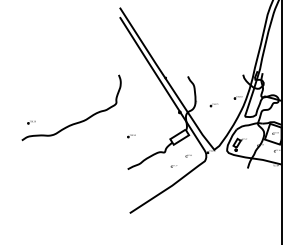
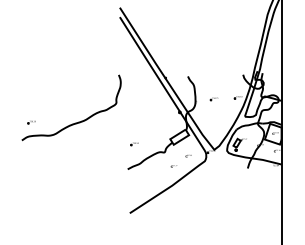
part position: (213, 105) -> (213, 99) (213, 99)
part position: (131, 136) -> (134, 144) (134, 144)
